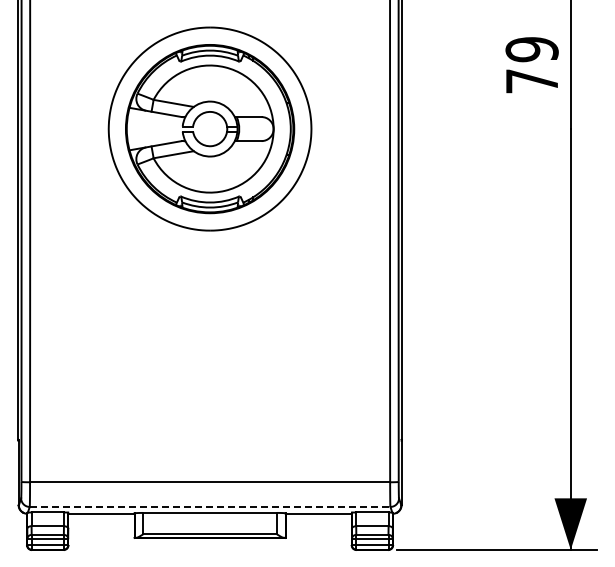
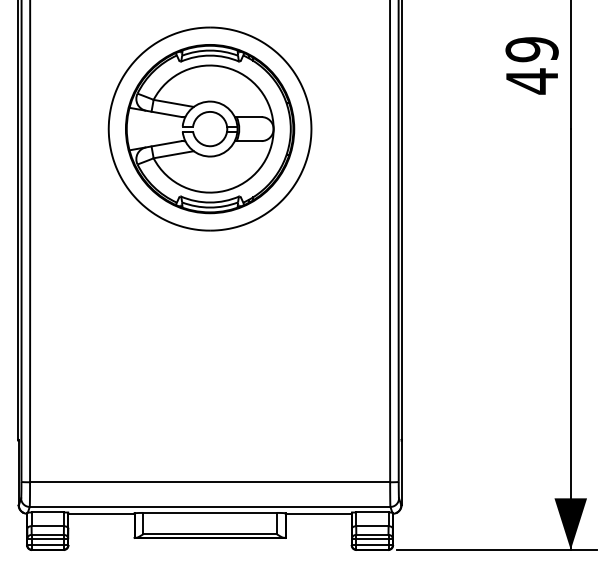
text: 79 -> 49 (531, 81)
line: dashed -> solid (210, 506)
